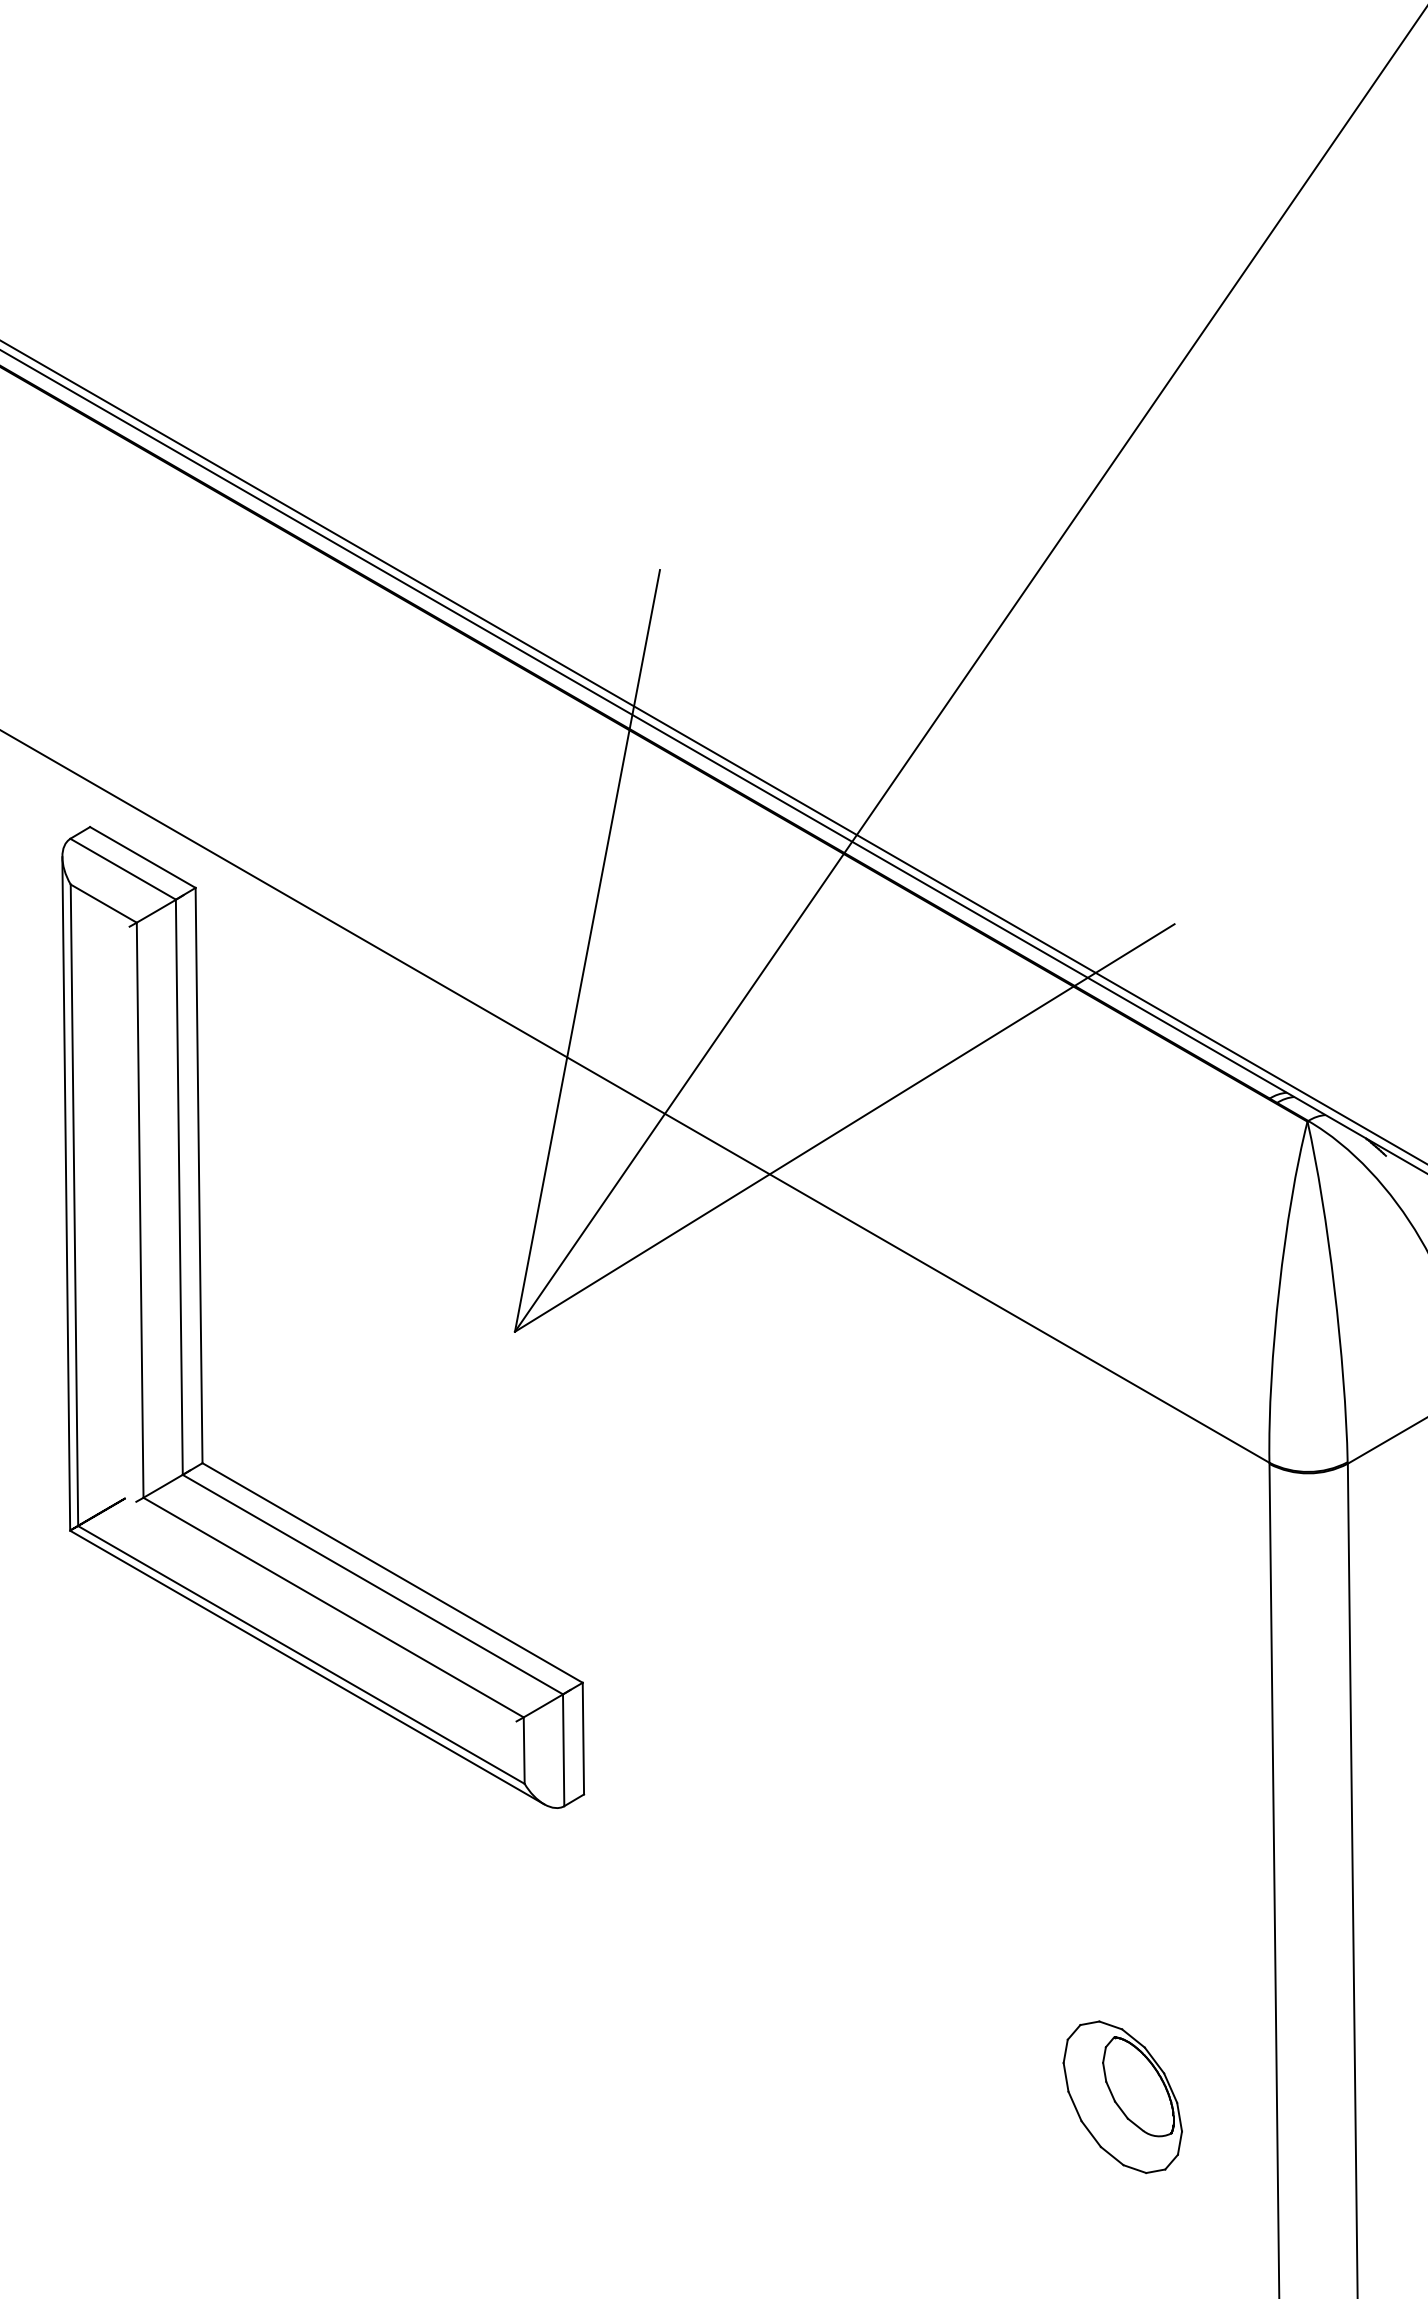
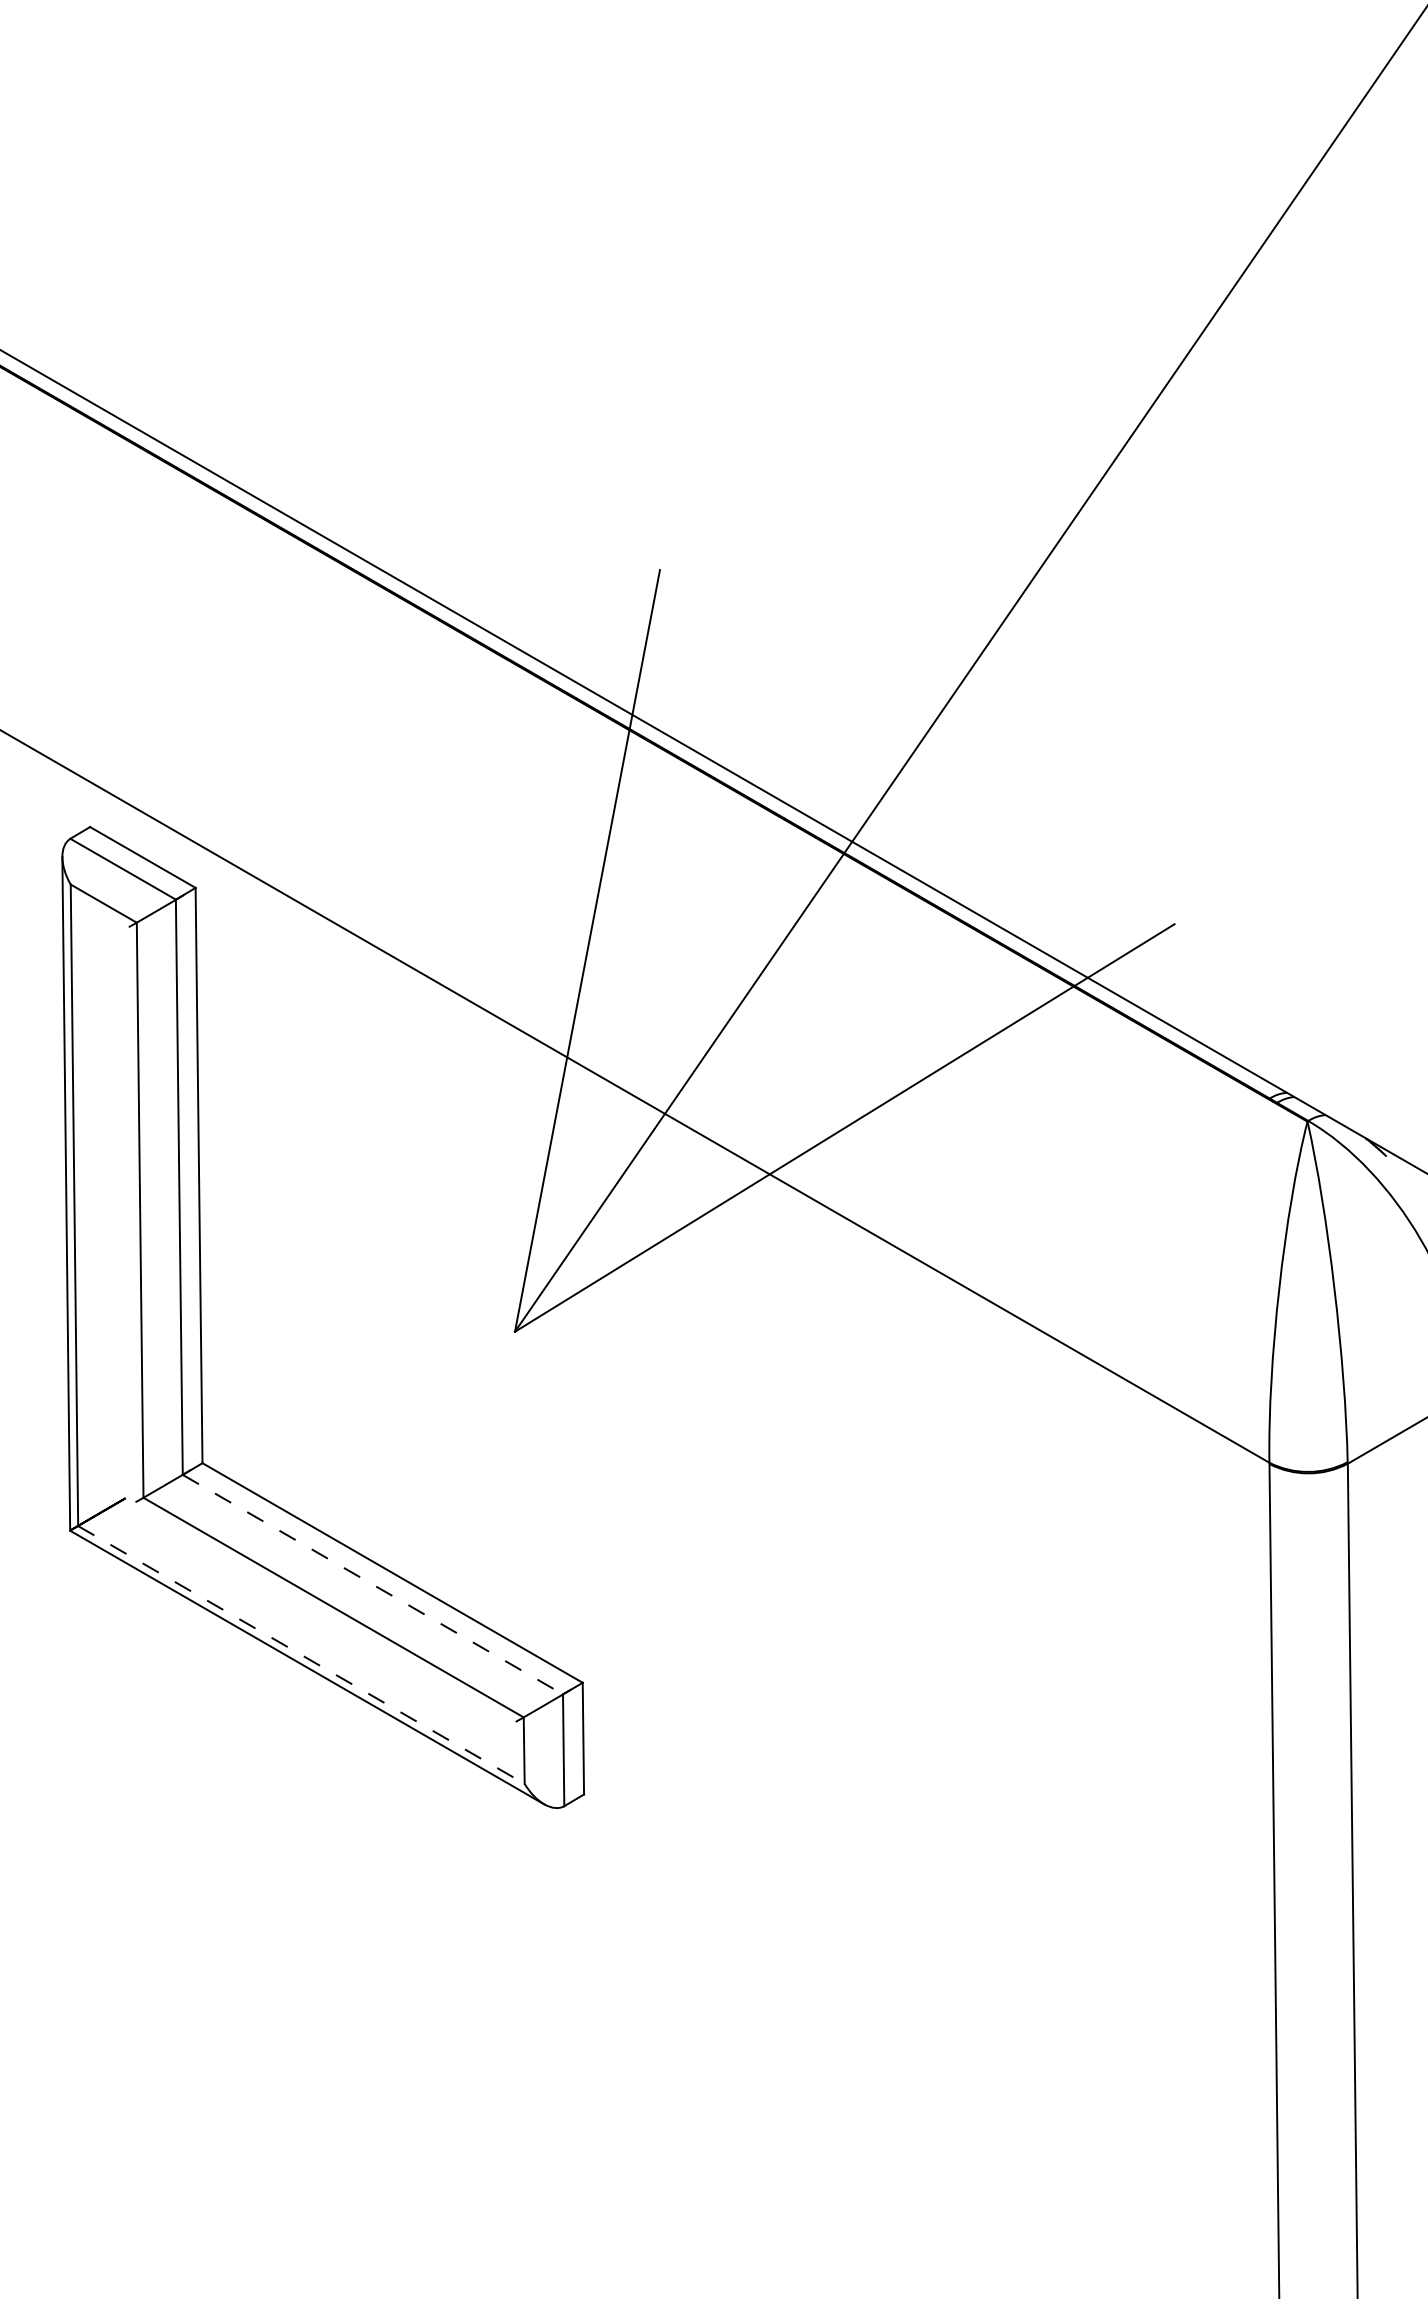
line: present -> none (713, 751)
line: solid -> dashed (372, 1584)
line: solid -> dashed (301, 1654)
part: present -> none (1122, 2096)
